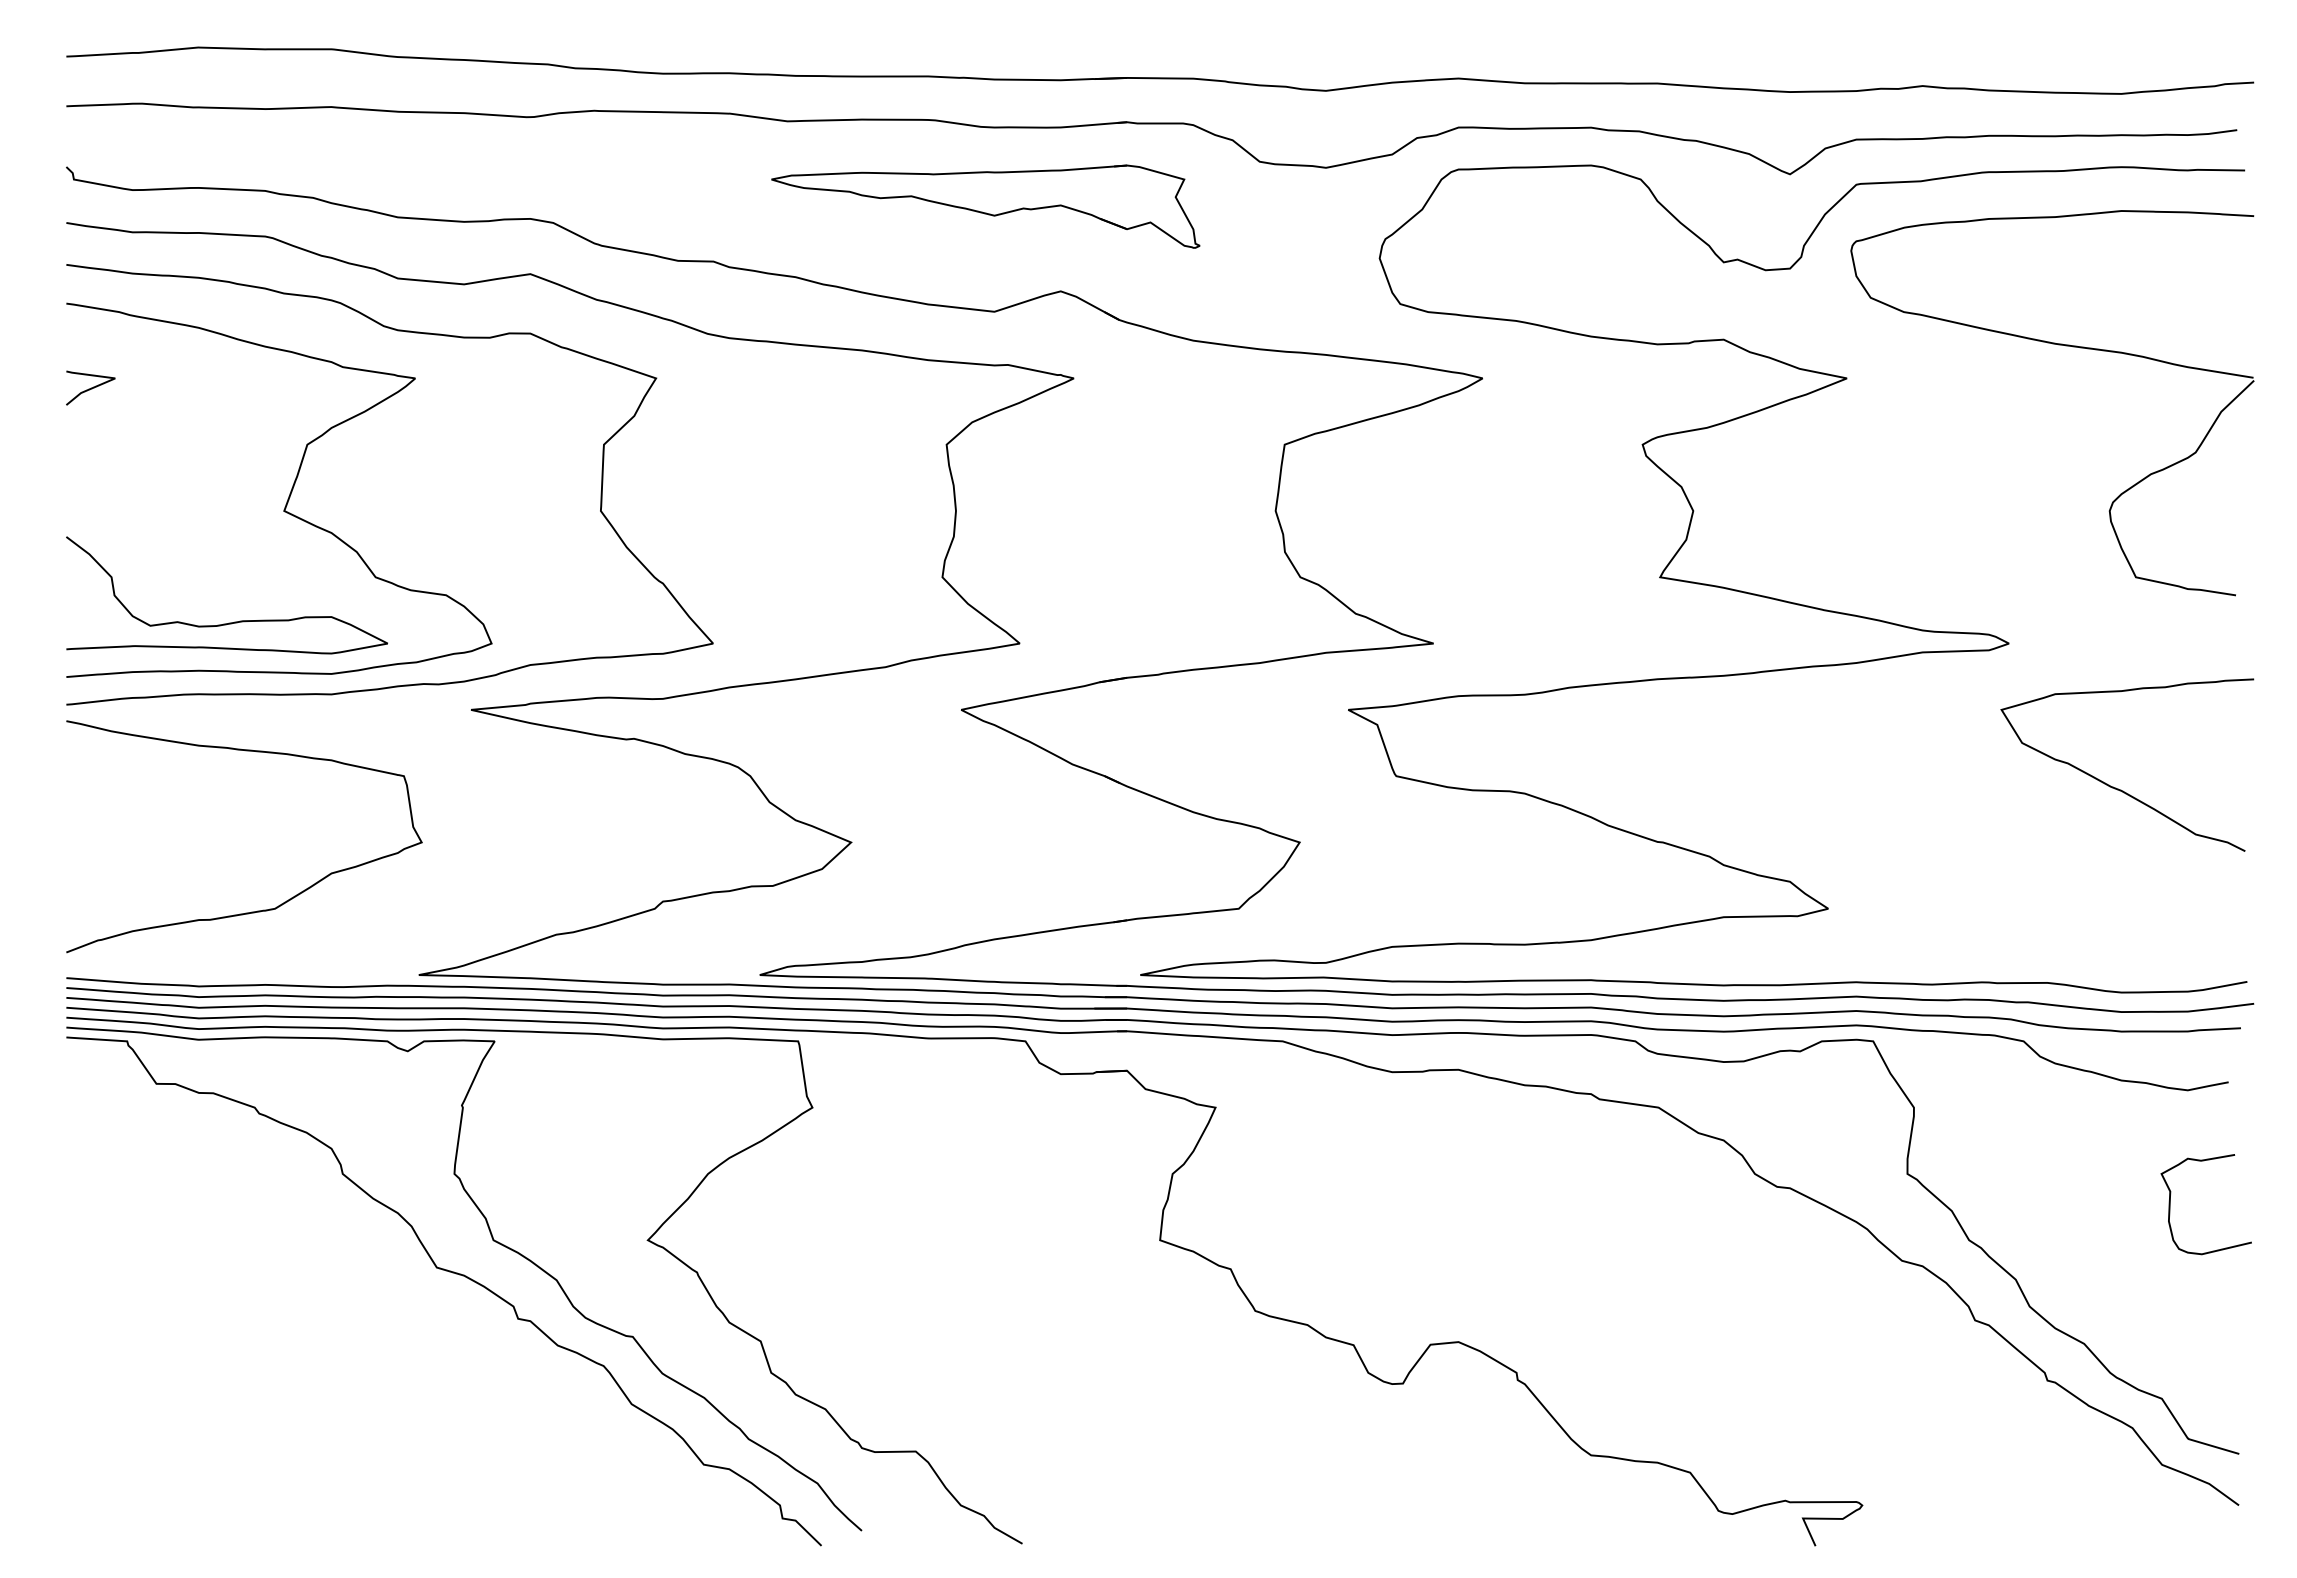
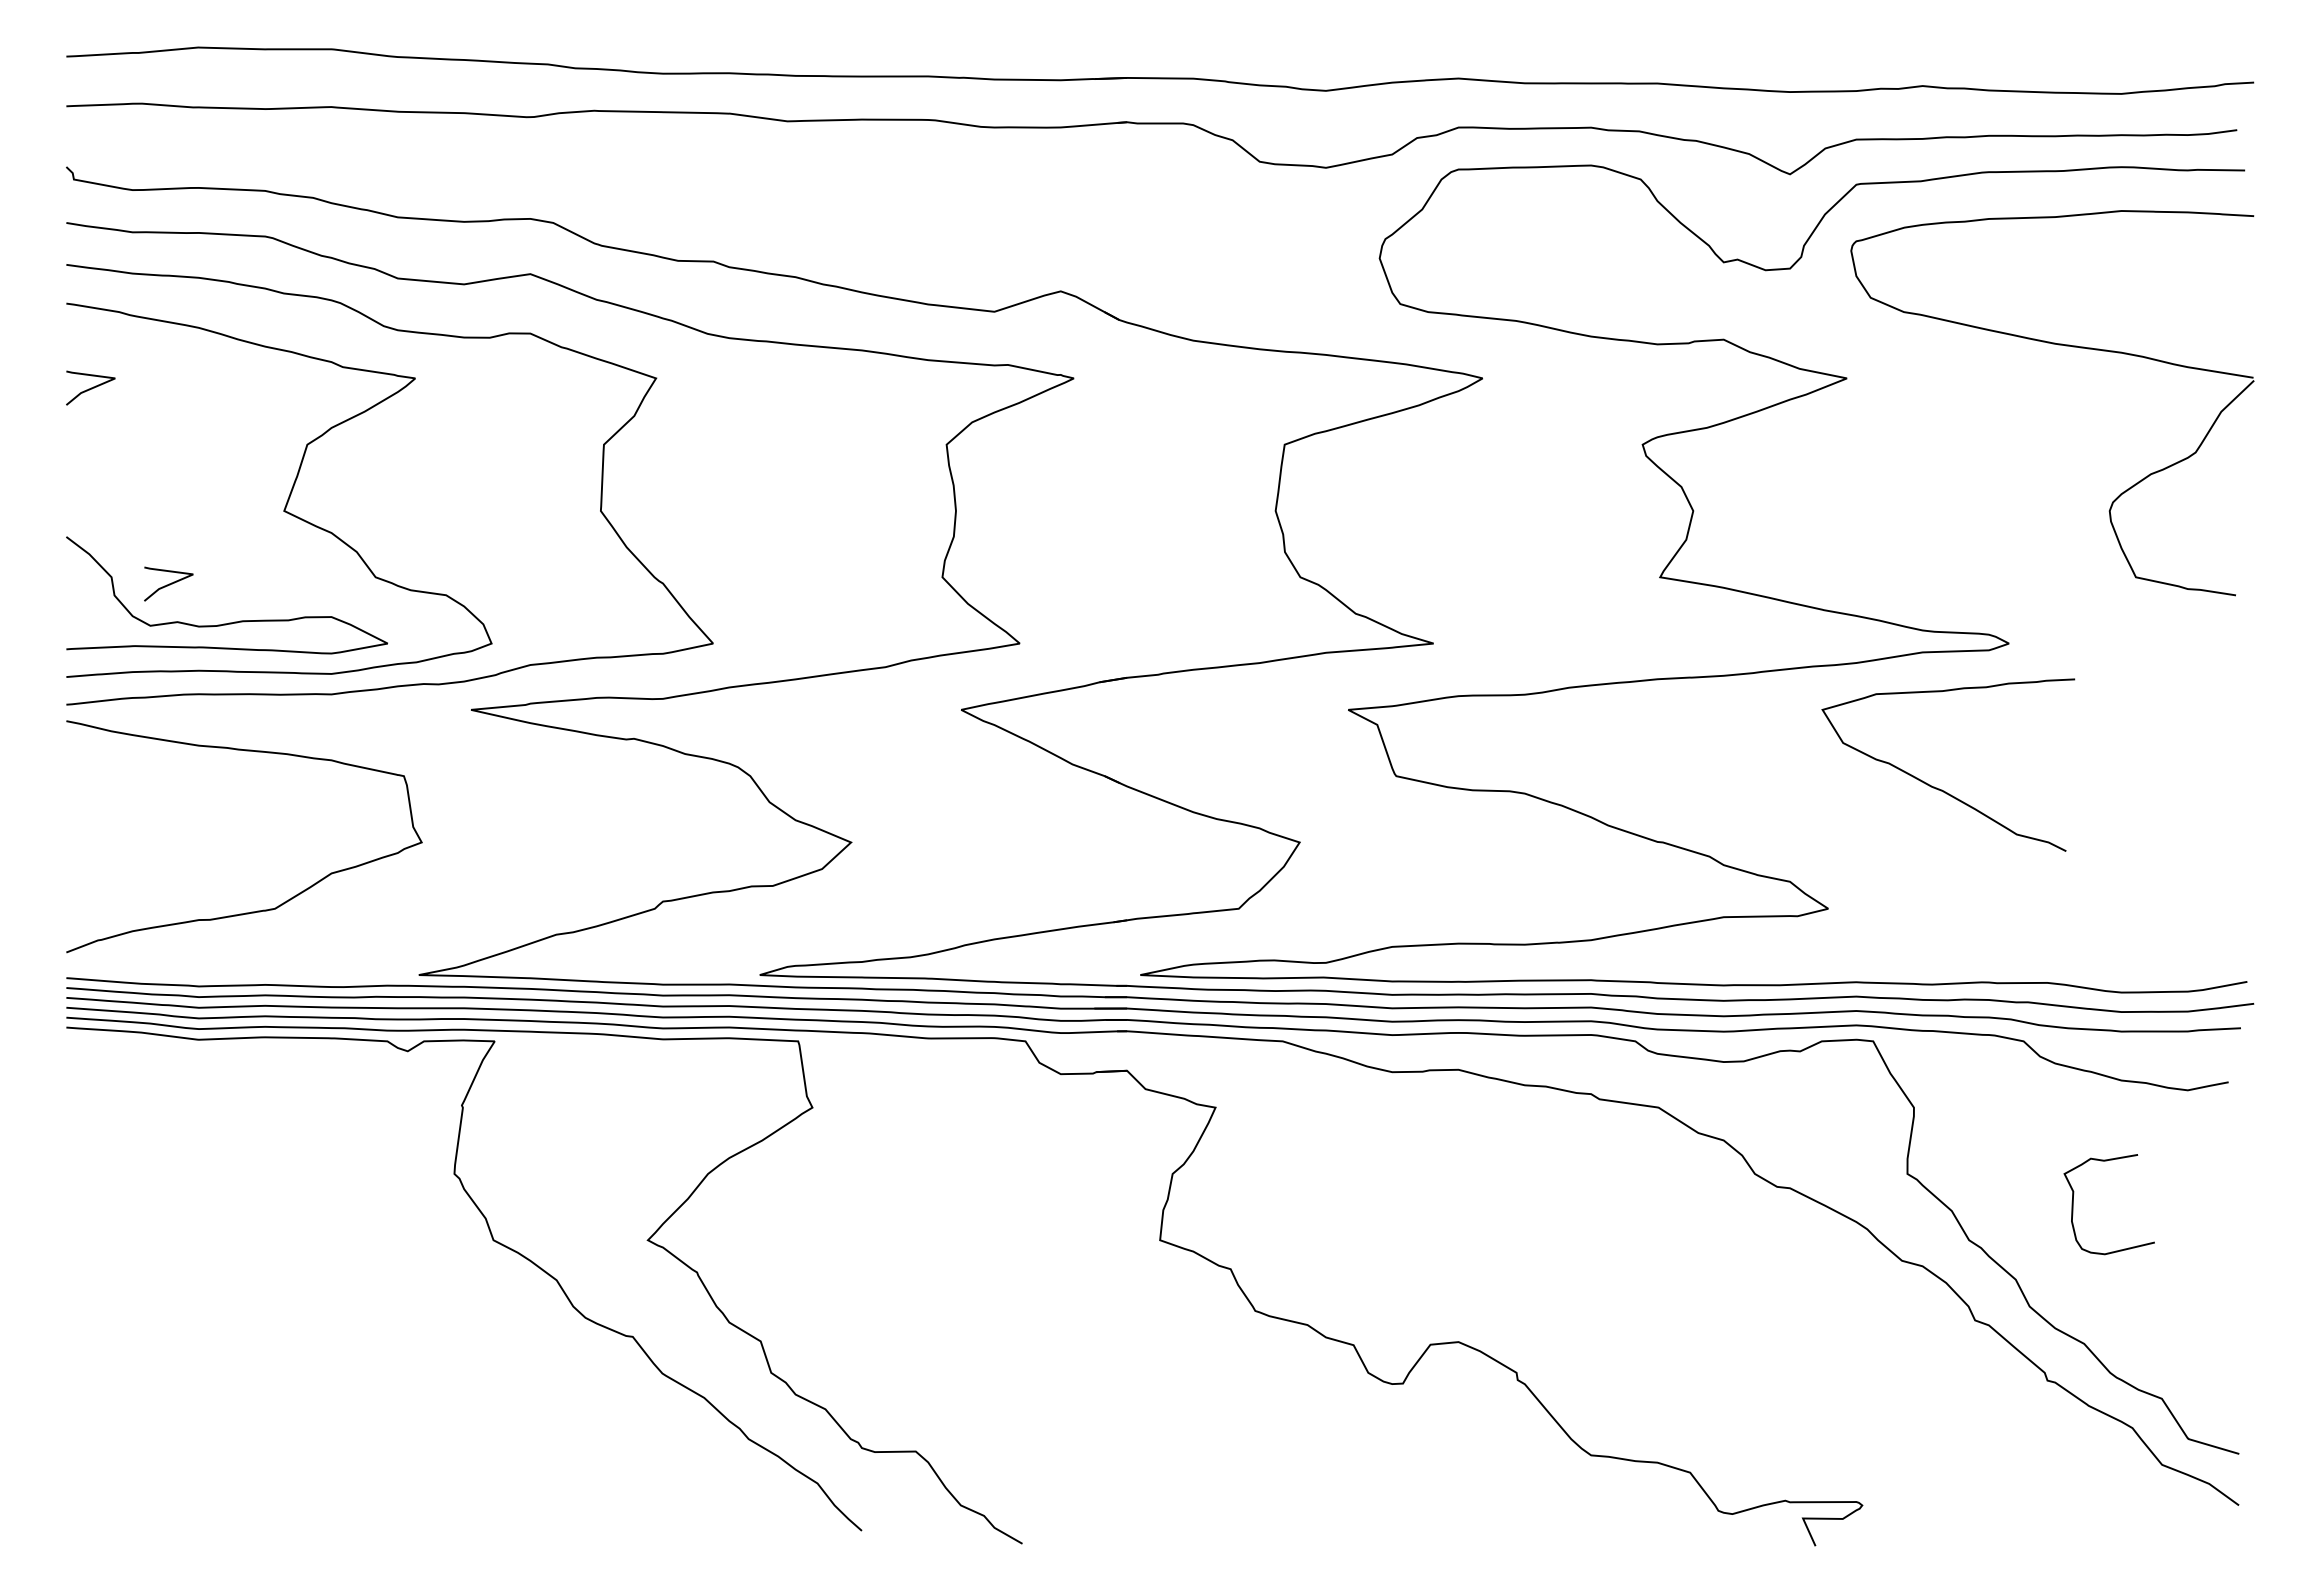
part: present -> none (985, 206)
line: none -> present (169, 583)
curve position: (2118, 788) -> (1939, 788) (1939, 788)
curve position: (2170, 1204) -> (2073, 1204) (2073, 1204)
curve: present -> none (449, 1272)
